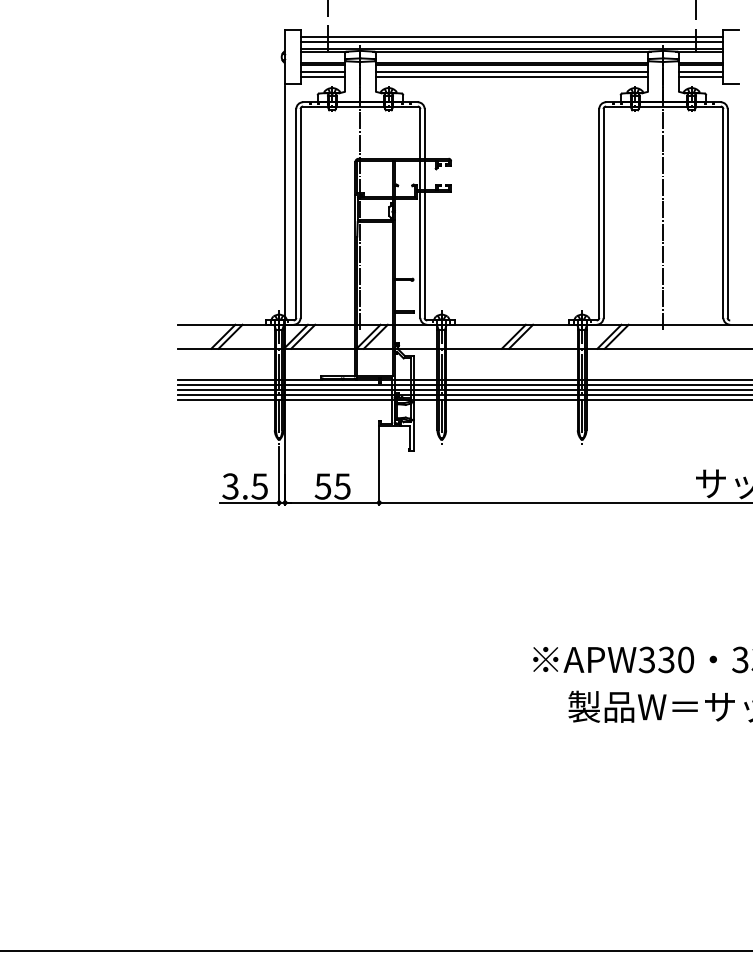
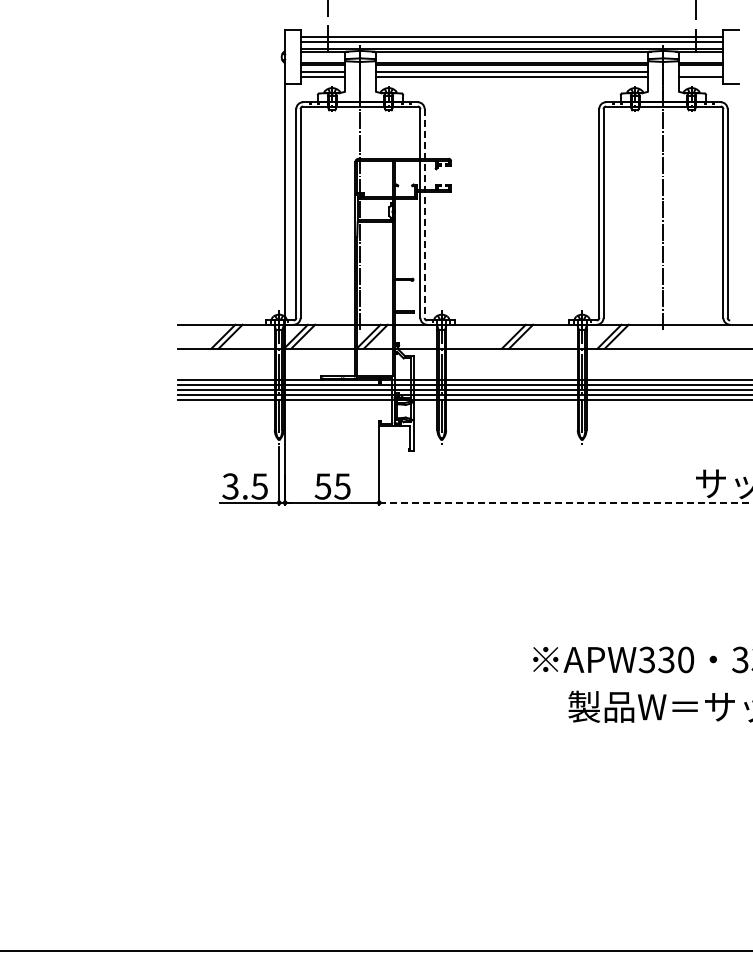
line: present -> none (700, 71)
line: solid -> dashed (424, 214)
line: solid -> dashed (566, 502)
